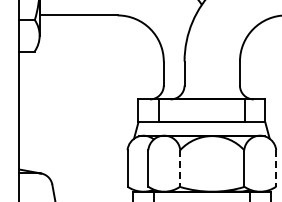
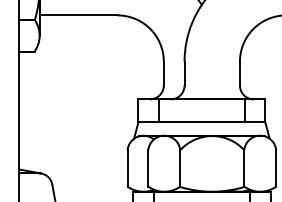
line: dashed -> solid (180, 168)
line: dashed -> solid (276, 168)
